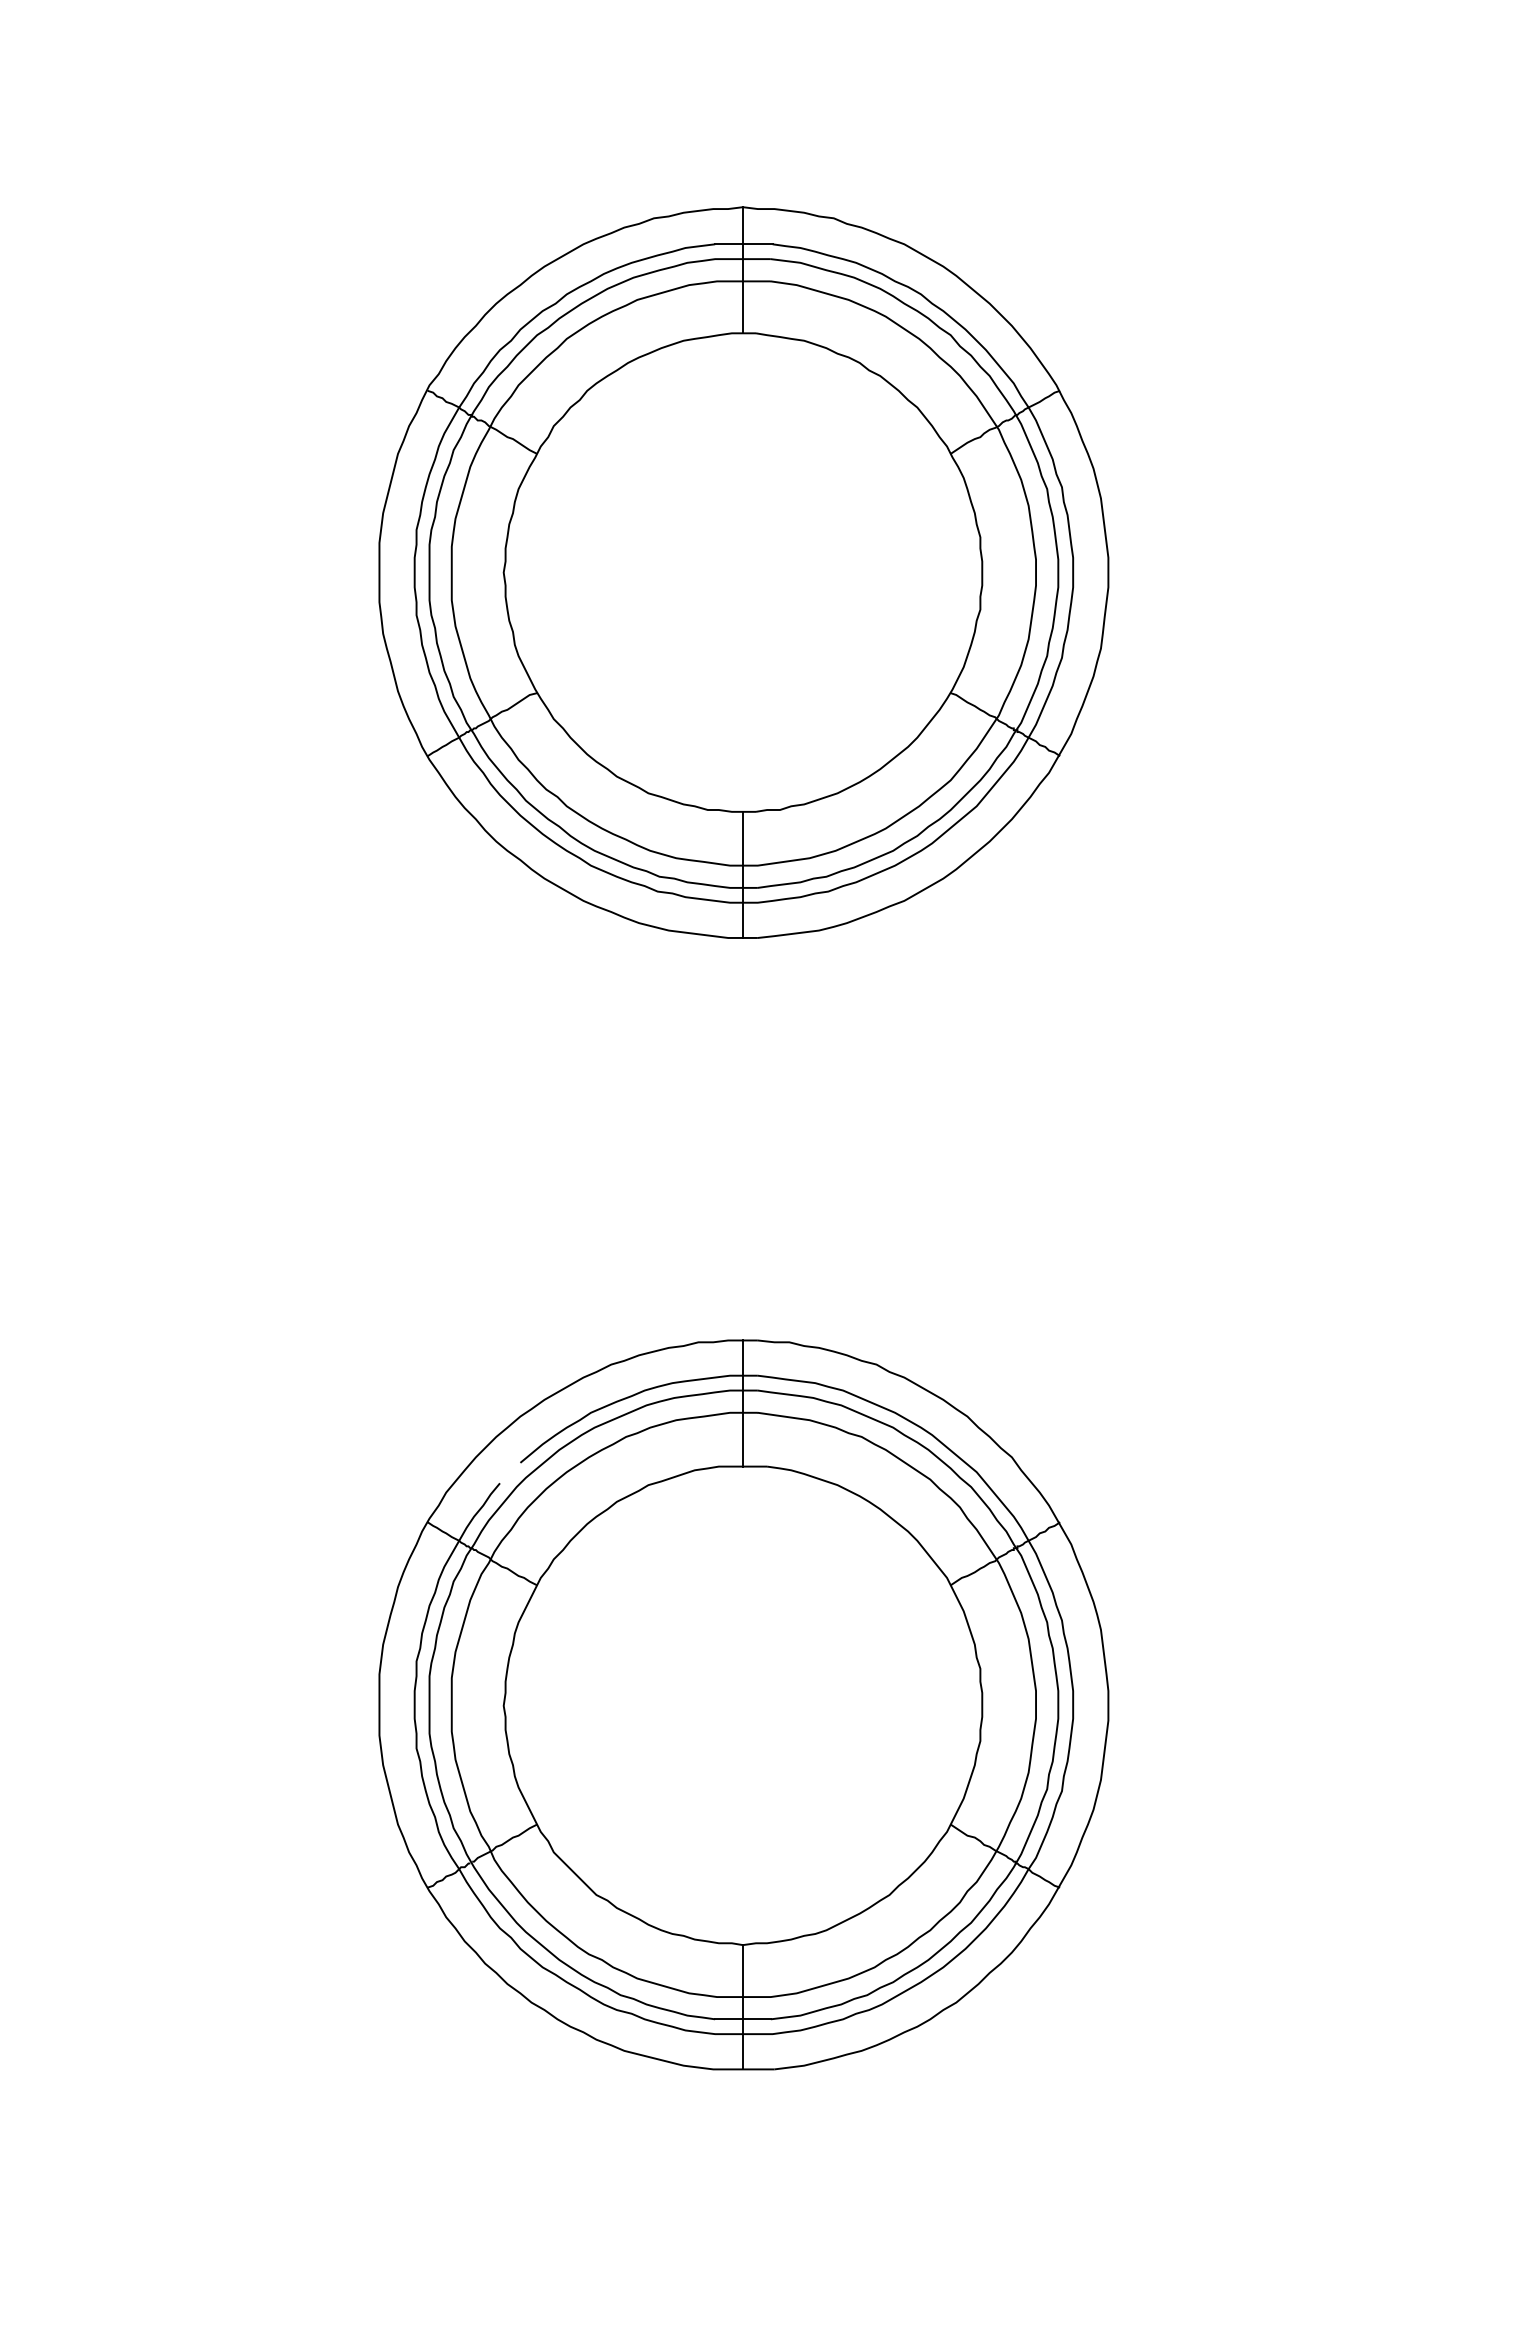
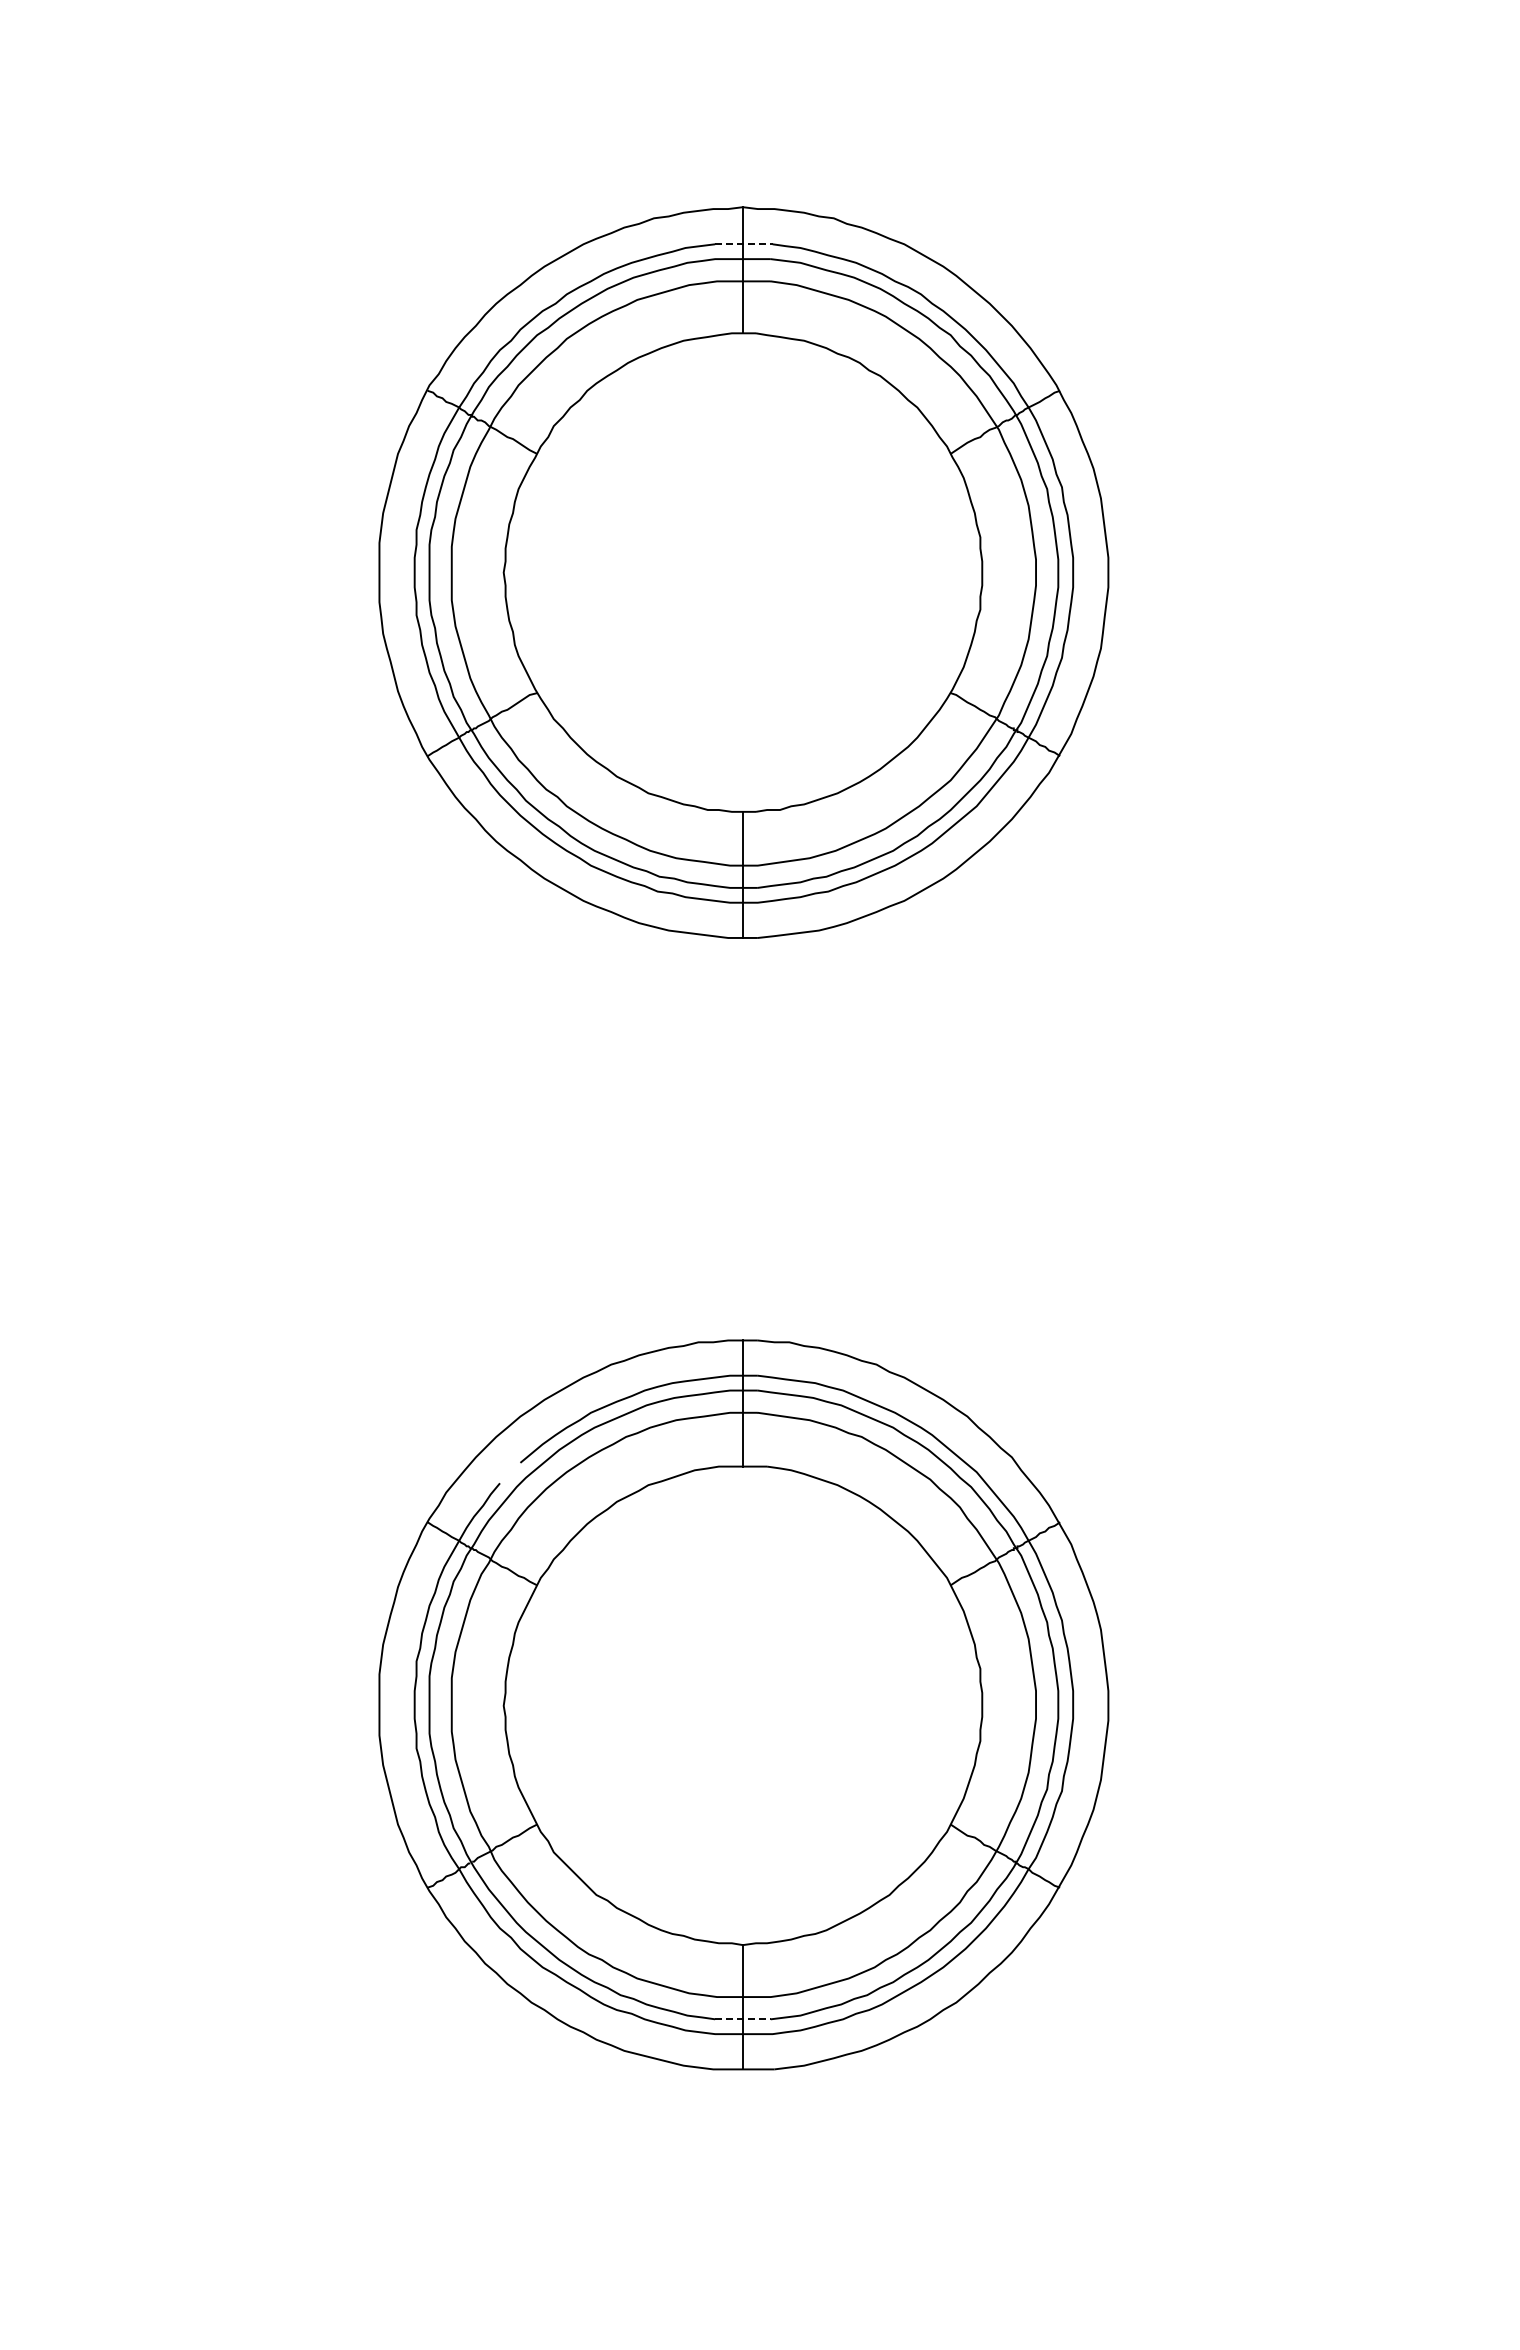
line: solid -> dashed (743, 244)
line: solid -> dashed (742, 2019)
